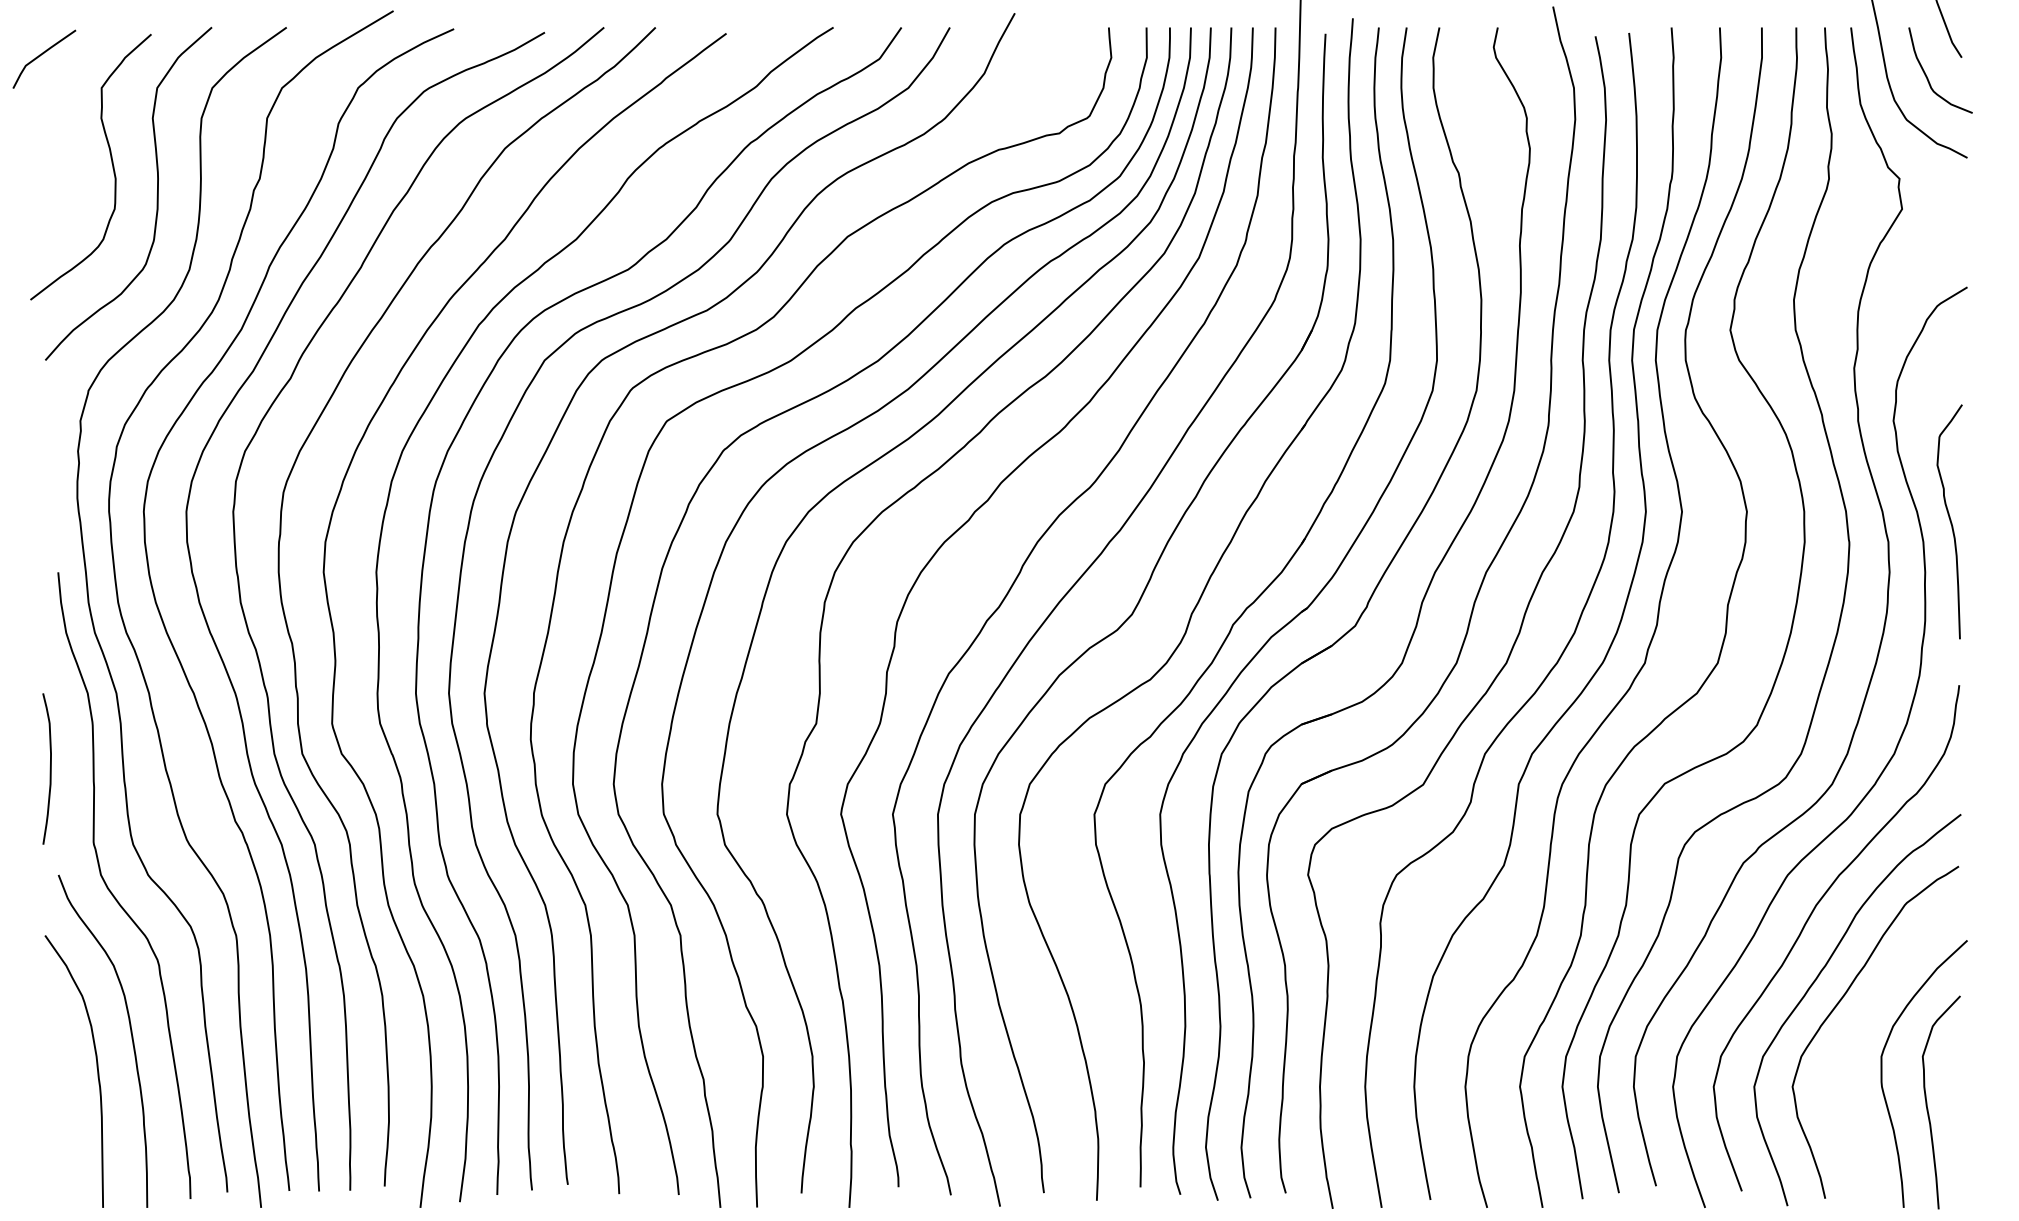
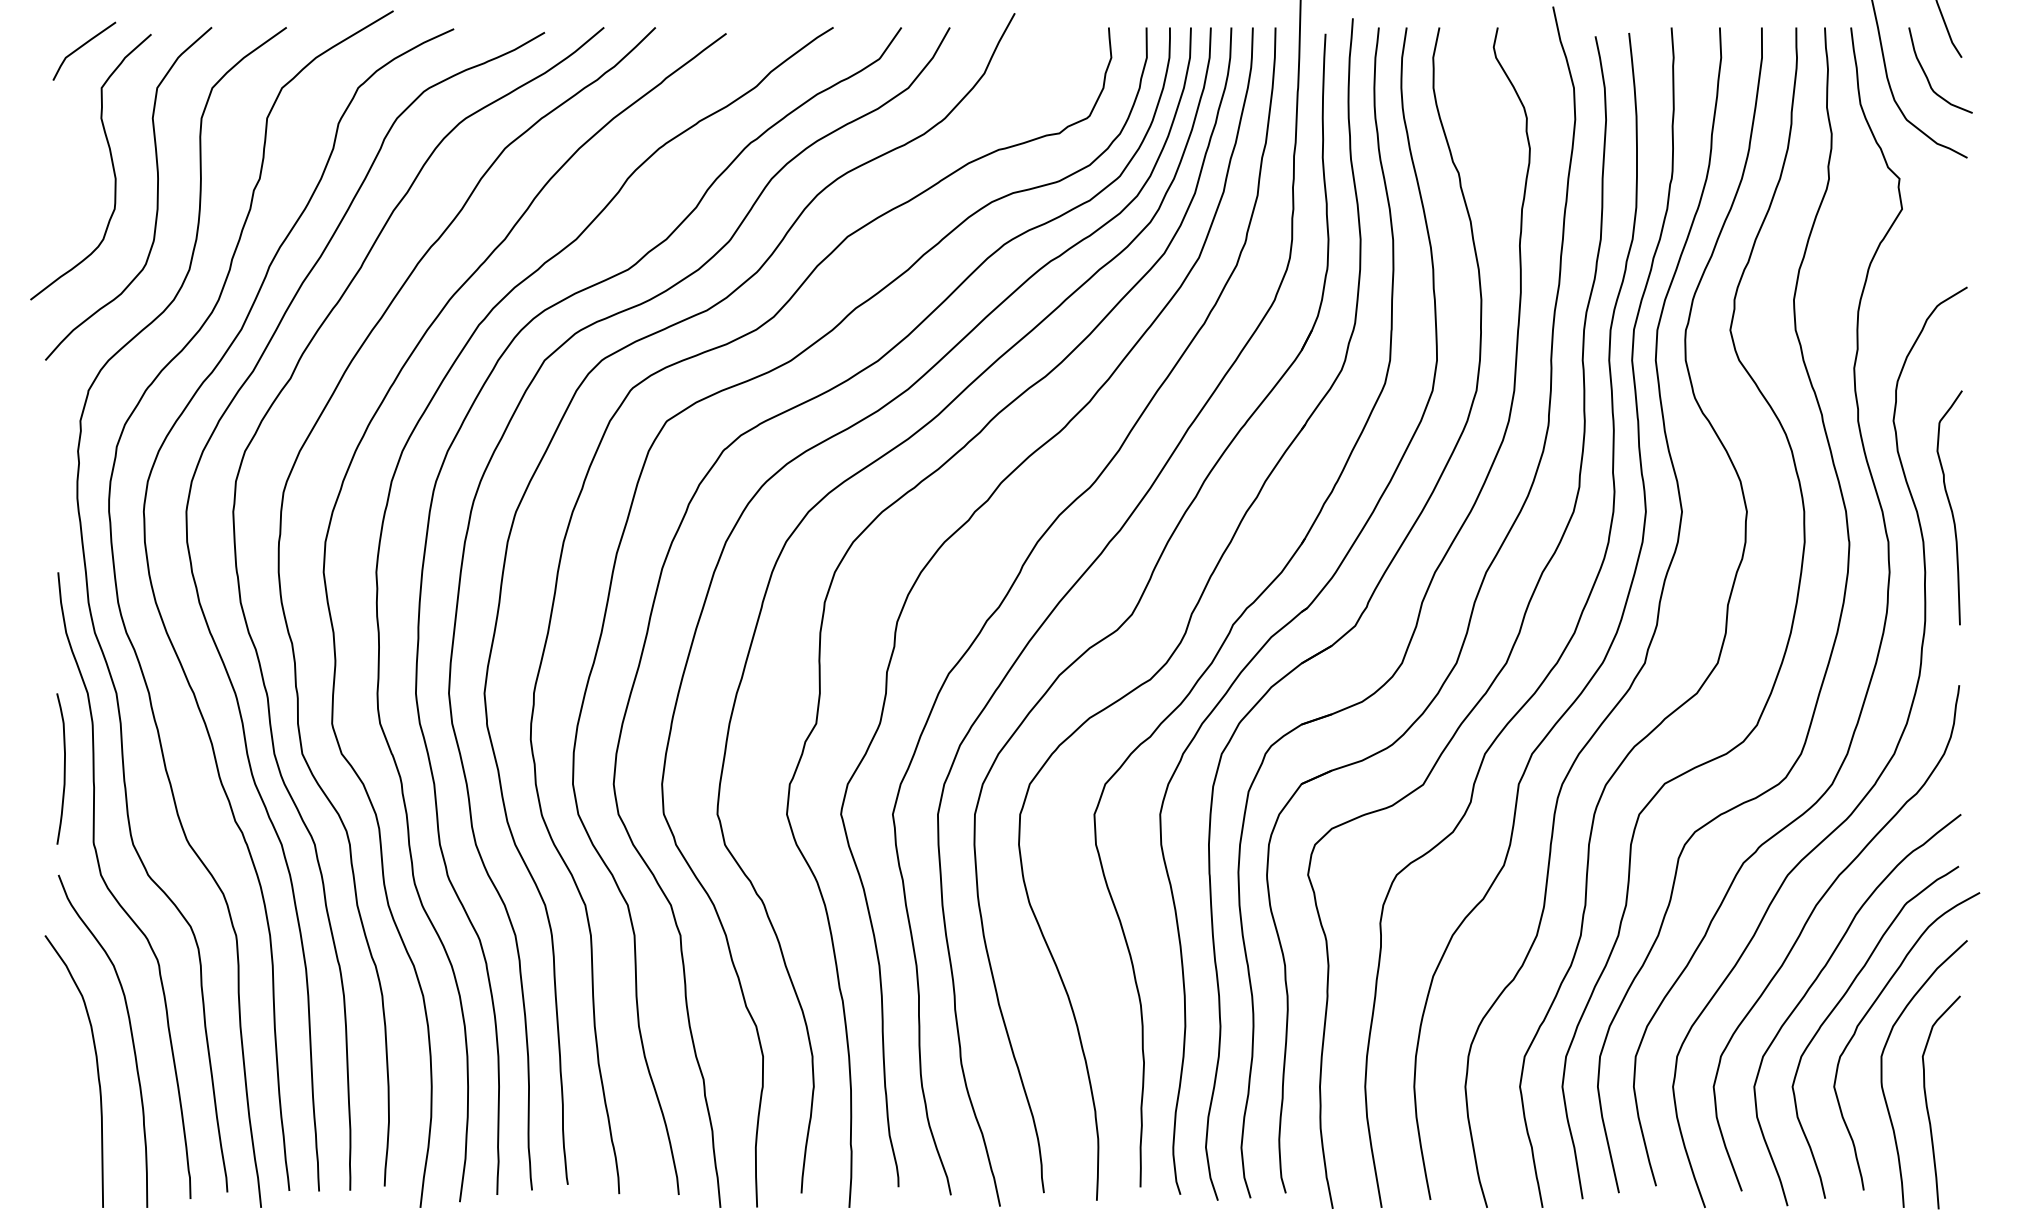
line position: (43, 54) -> (83, 46) (83, 46)
curve position: (1949, 521) -> (1949, 507) (1949, 507)
curve position: (49, 768) -> (63, 768) (63, 768)
curve: none -> present (1869, 1011)
